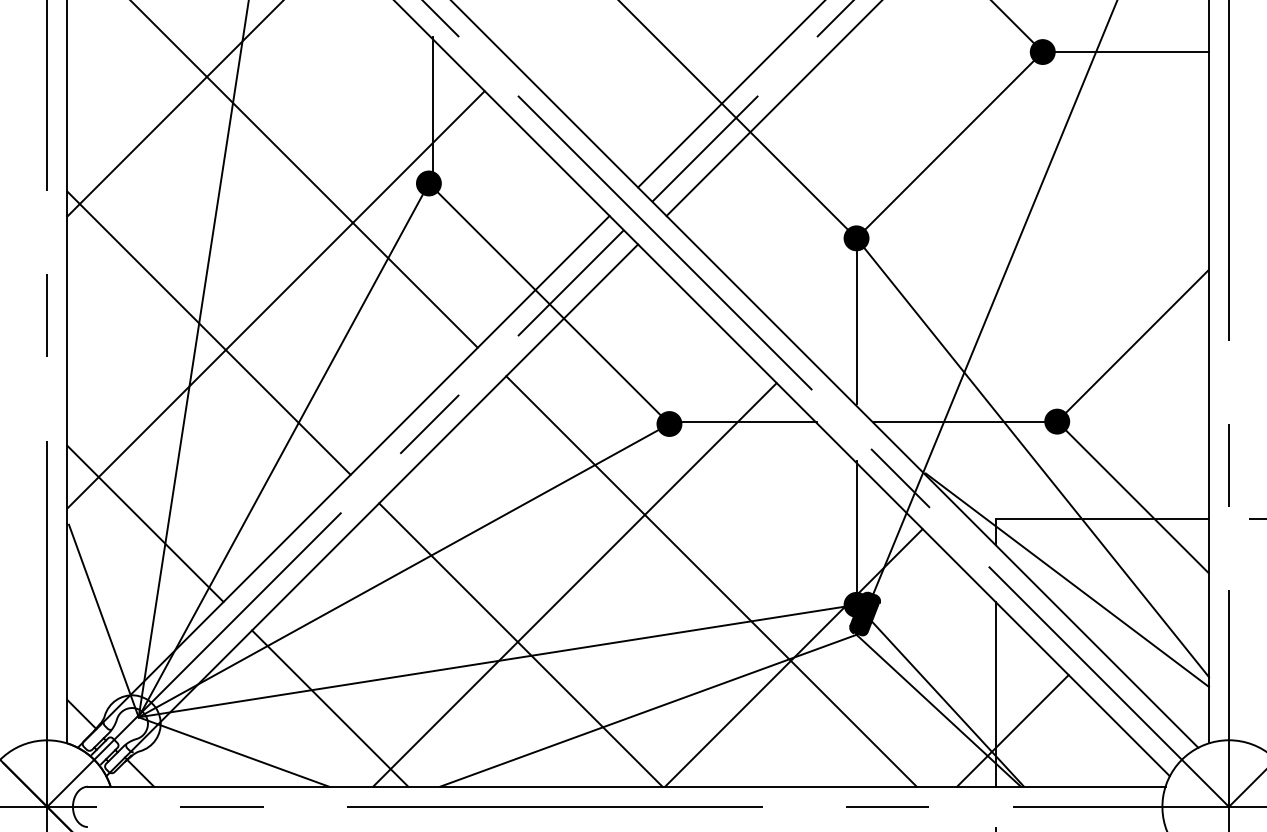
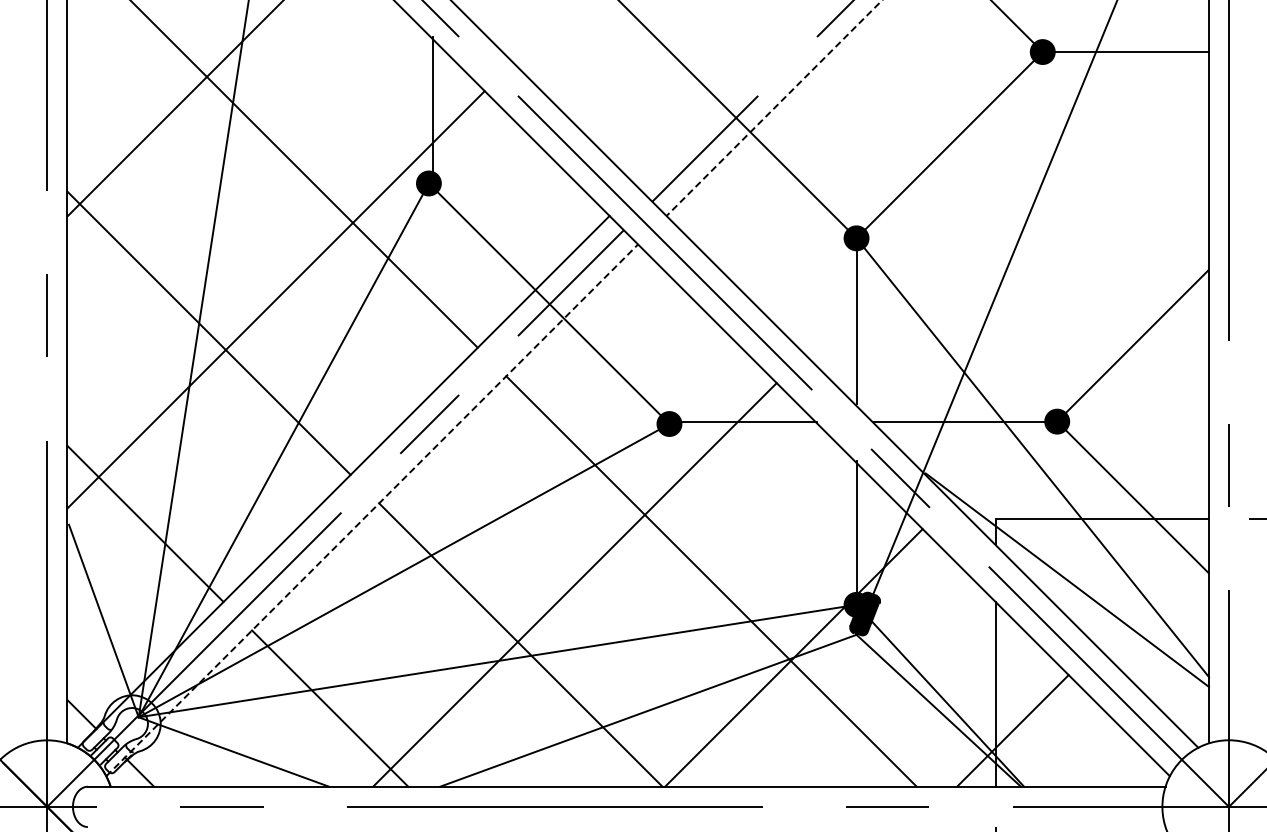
line: present -> none (730, 94)
line: solid -> dashed (773, 108)
line: solid -> dashed (372, 510)
